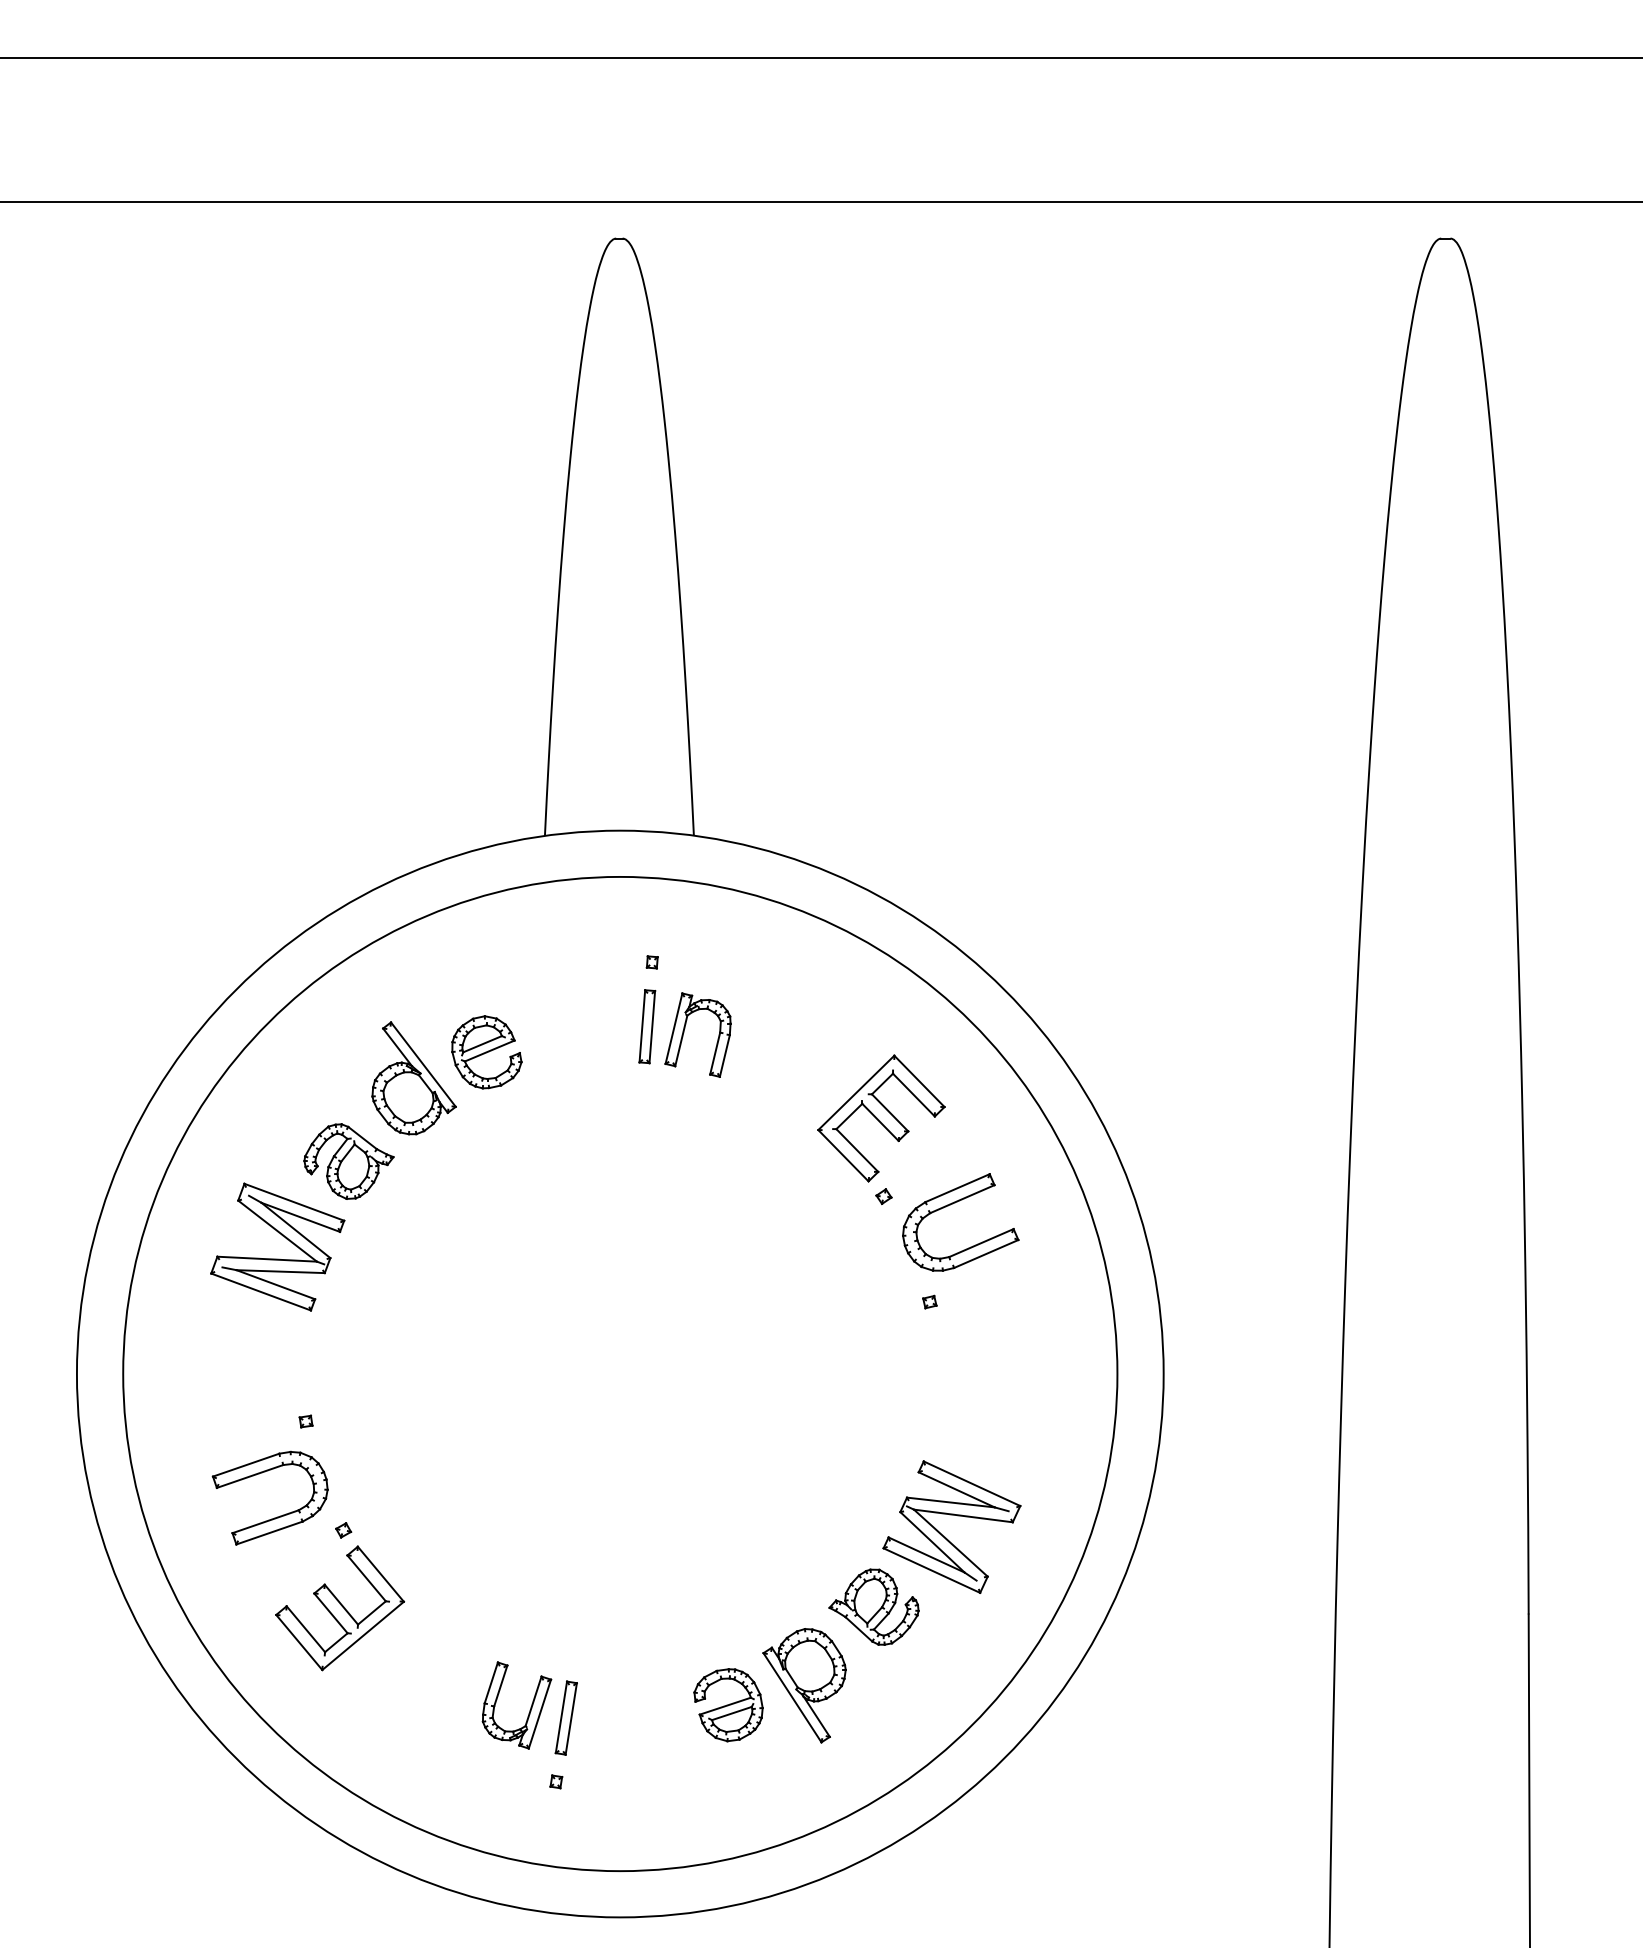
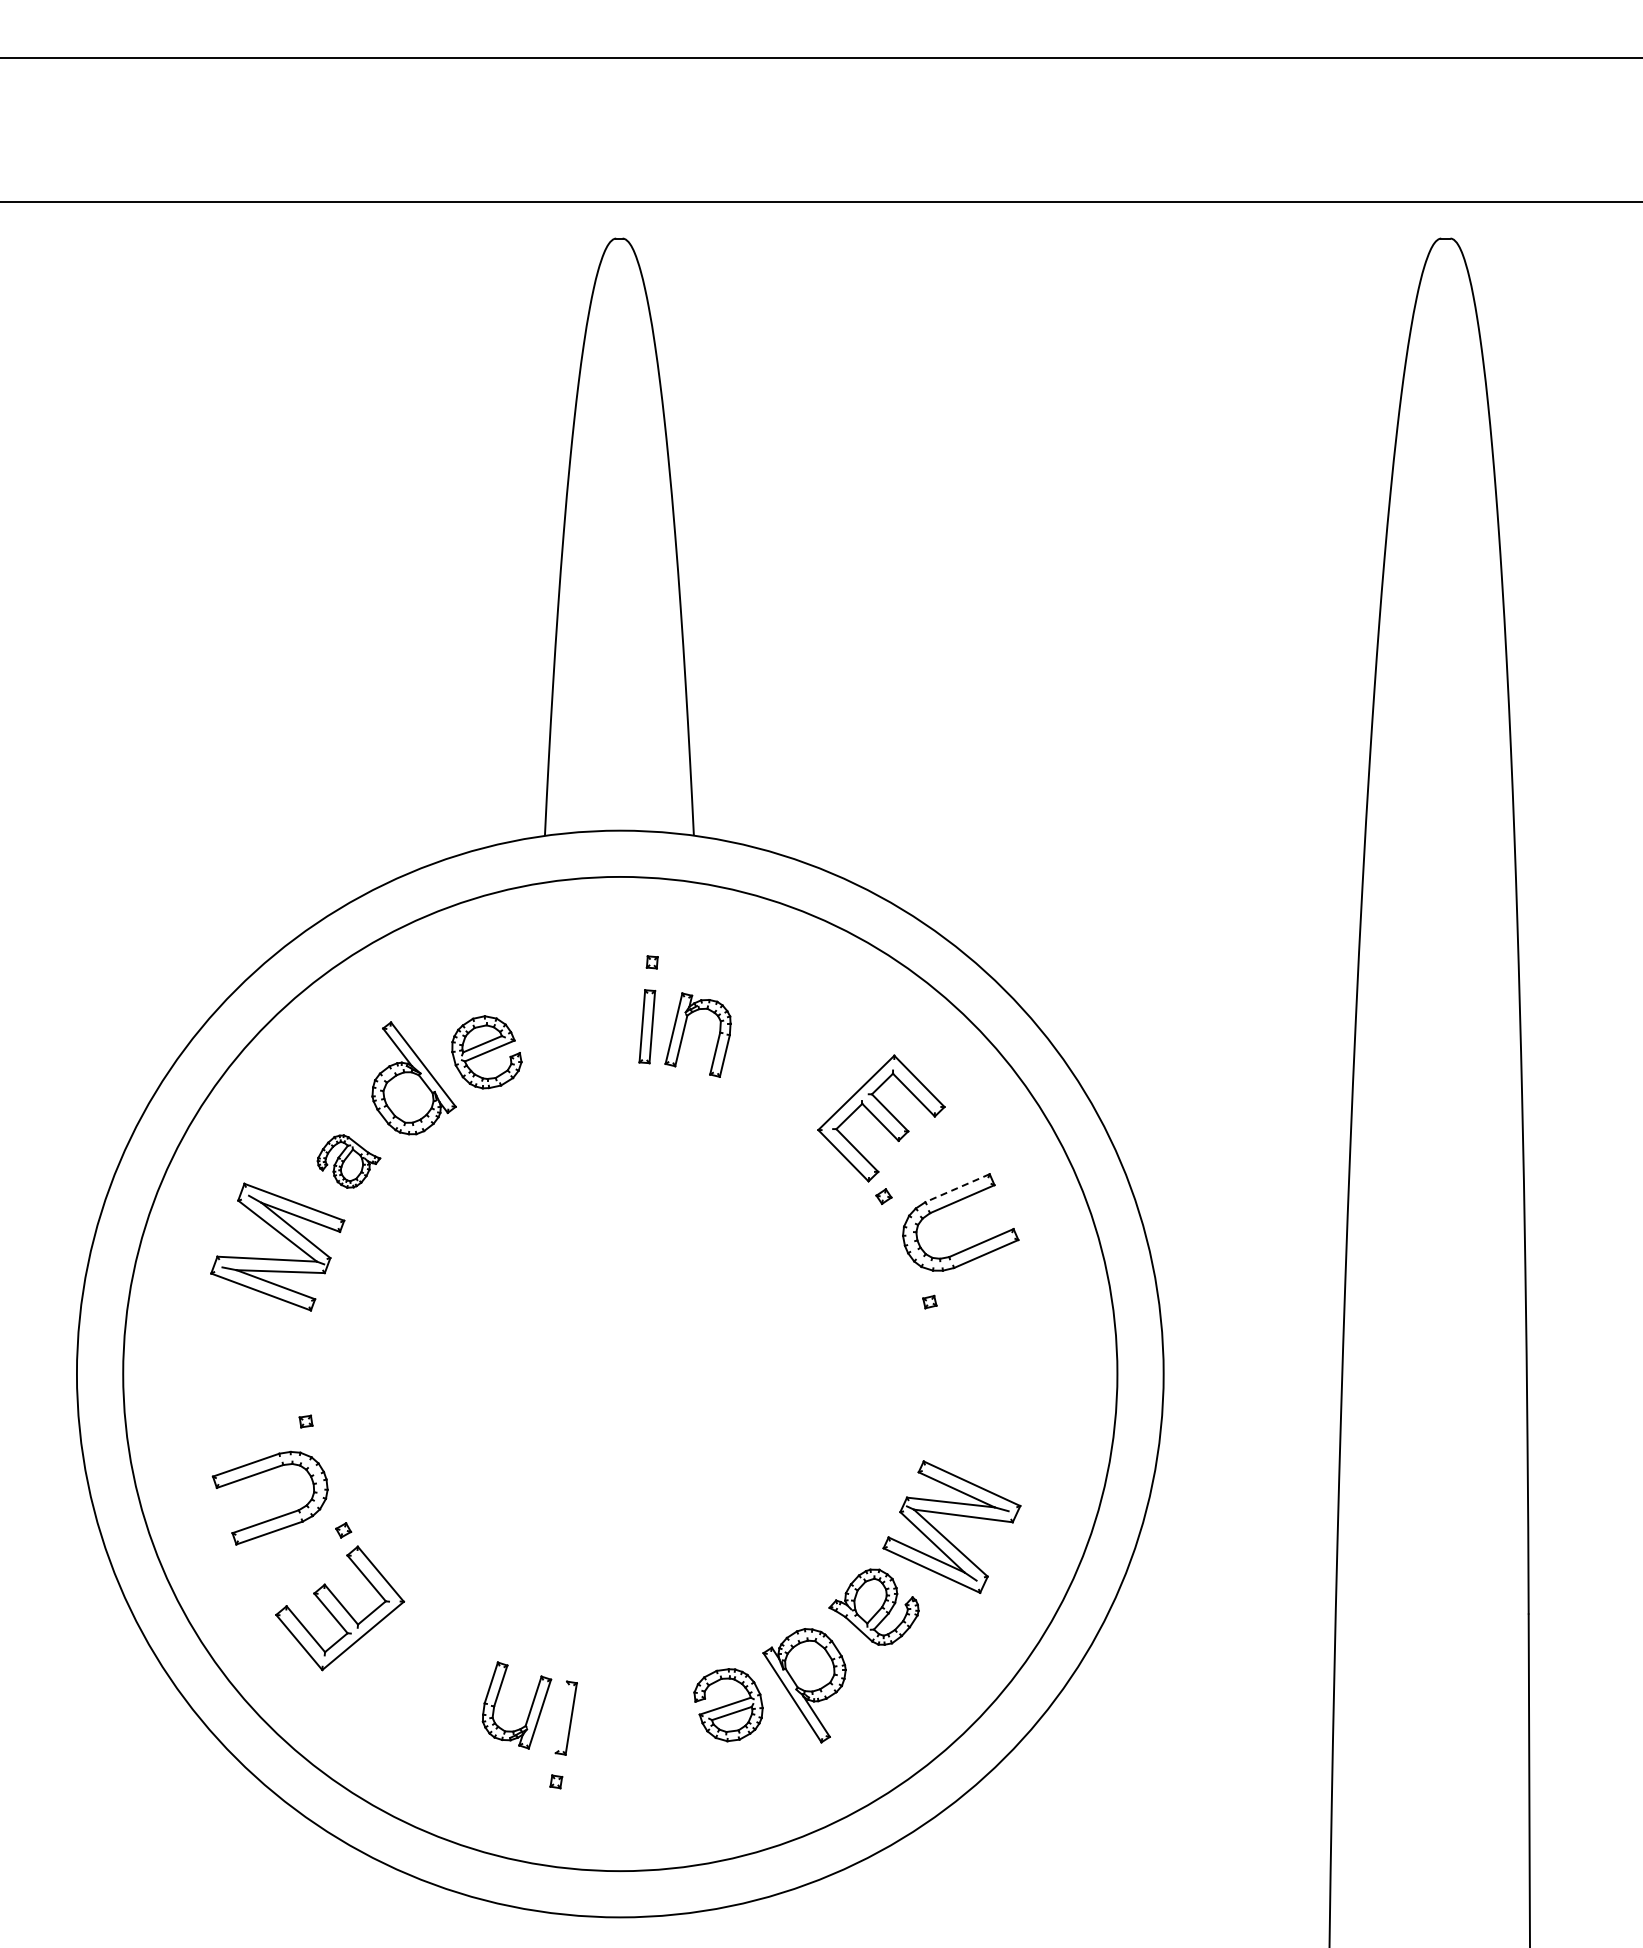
part size: 92x77 px -> 66x55 px (348, 1161)
line: solid -> dashed (957, 1188)
line: present -> none (561, 1717)
